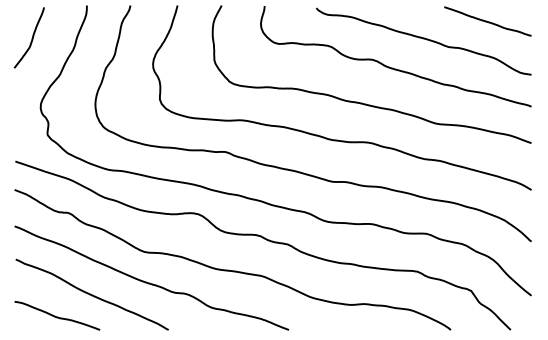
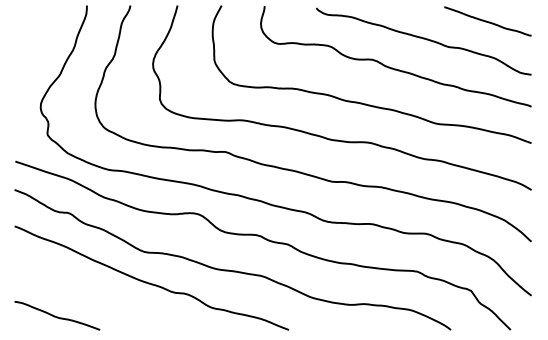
curve: present -> none (31, 38)
curve: present -> none (91, 294)
